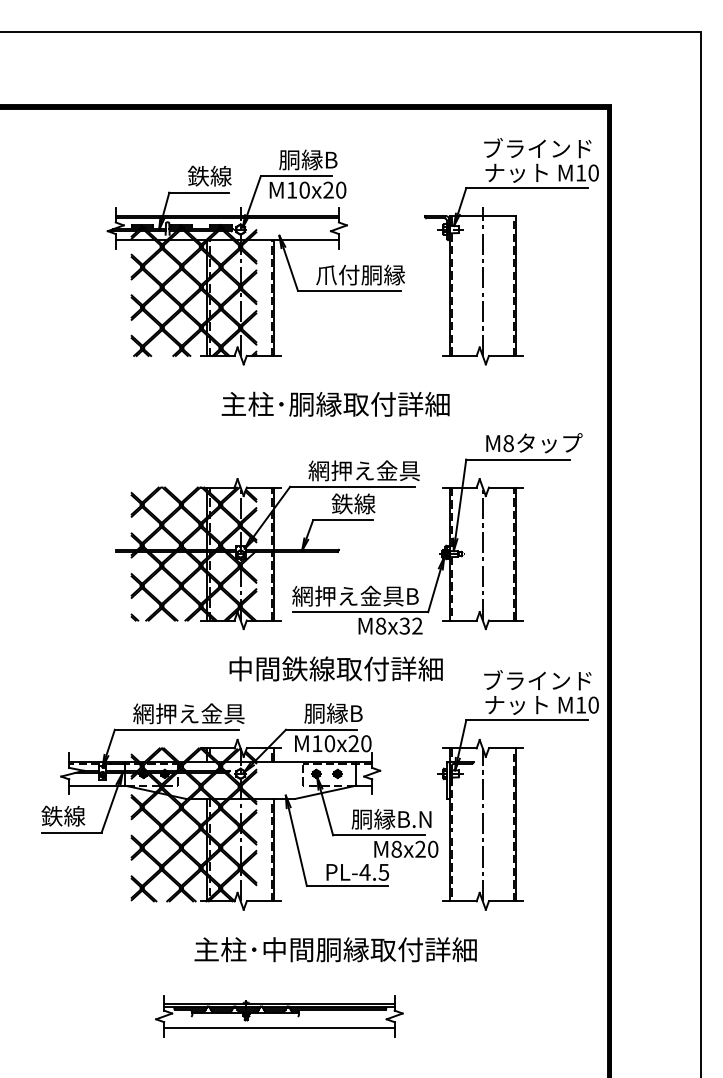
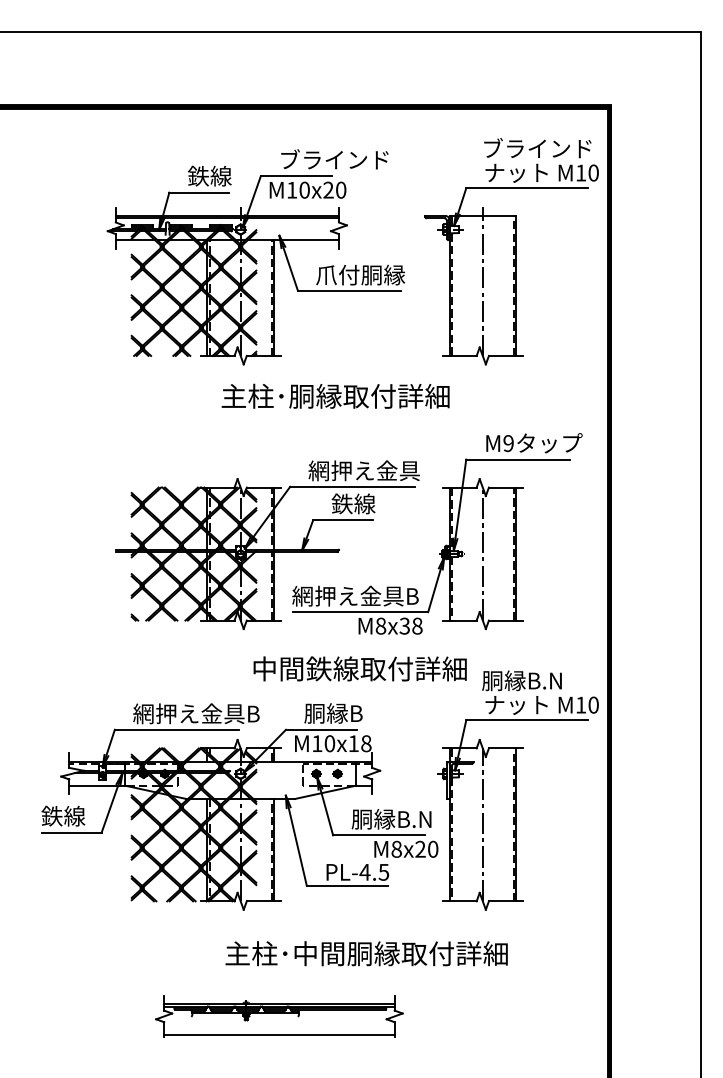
text: 胴縁B -> ブラインド (333, 159)
text position: (335, 403) -> (335, 395) (335, 395)
text: M8 -> M9 (508, 443)
text: M8x32 -> M8x38 (417, 625)
text position: (335, 668) -> (359, 668) (359, 668)
text: ブラインド -> 胴縁B.N (536, 680)
text: 網押え金具 -> 網押え金具B (253, 713)
text: M10x20 -> M10x18 (359, 743)
text position: (335, 949) -> (366, 953) (366, 953)
line position: (279, 1028) -> (279, 1035) (279, 1035)
